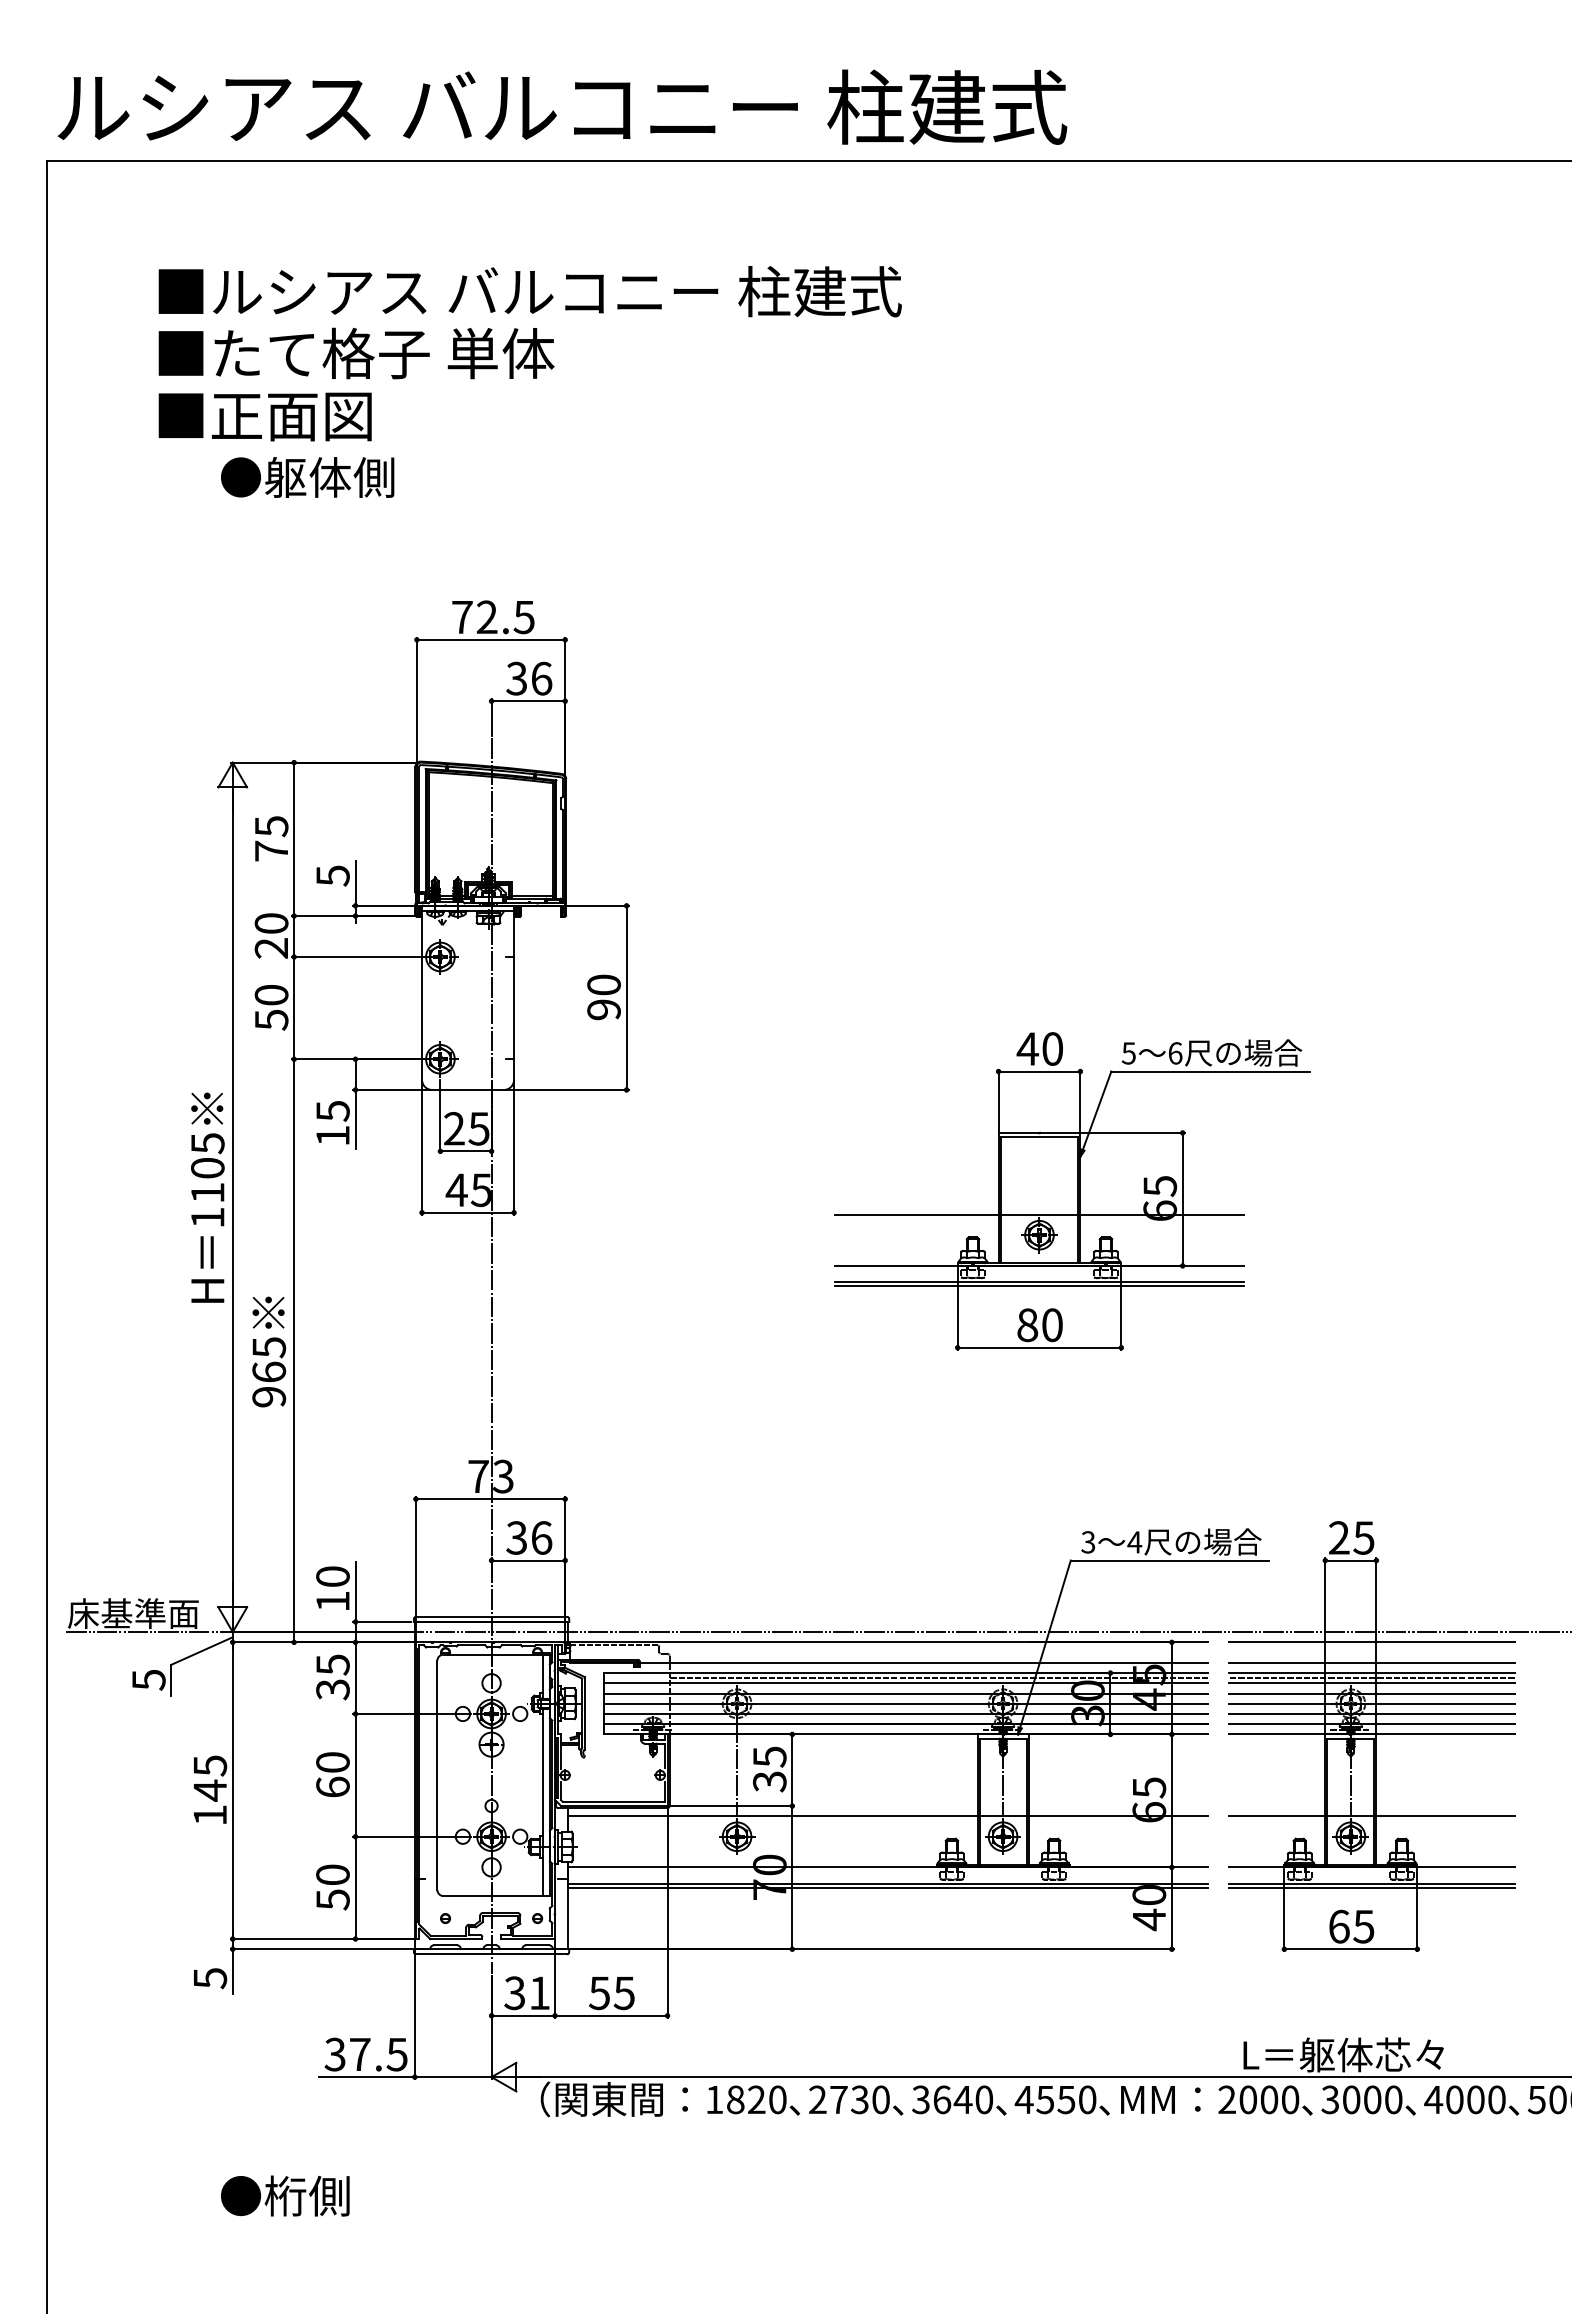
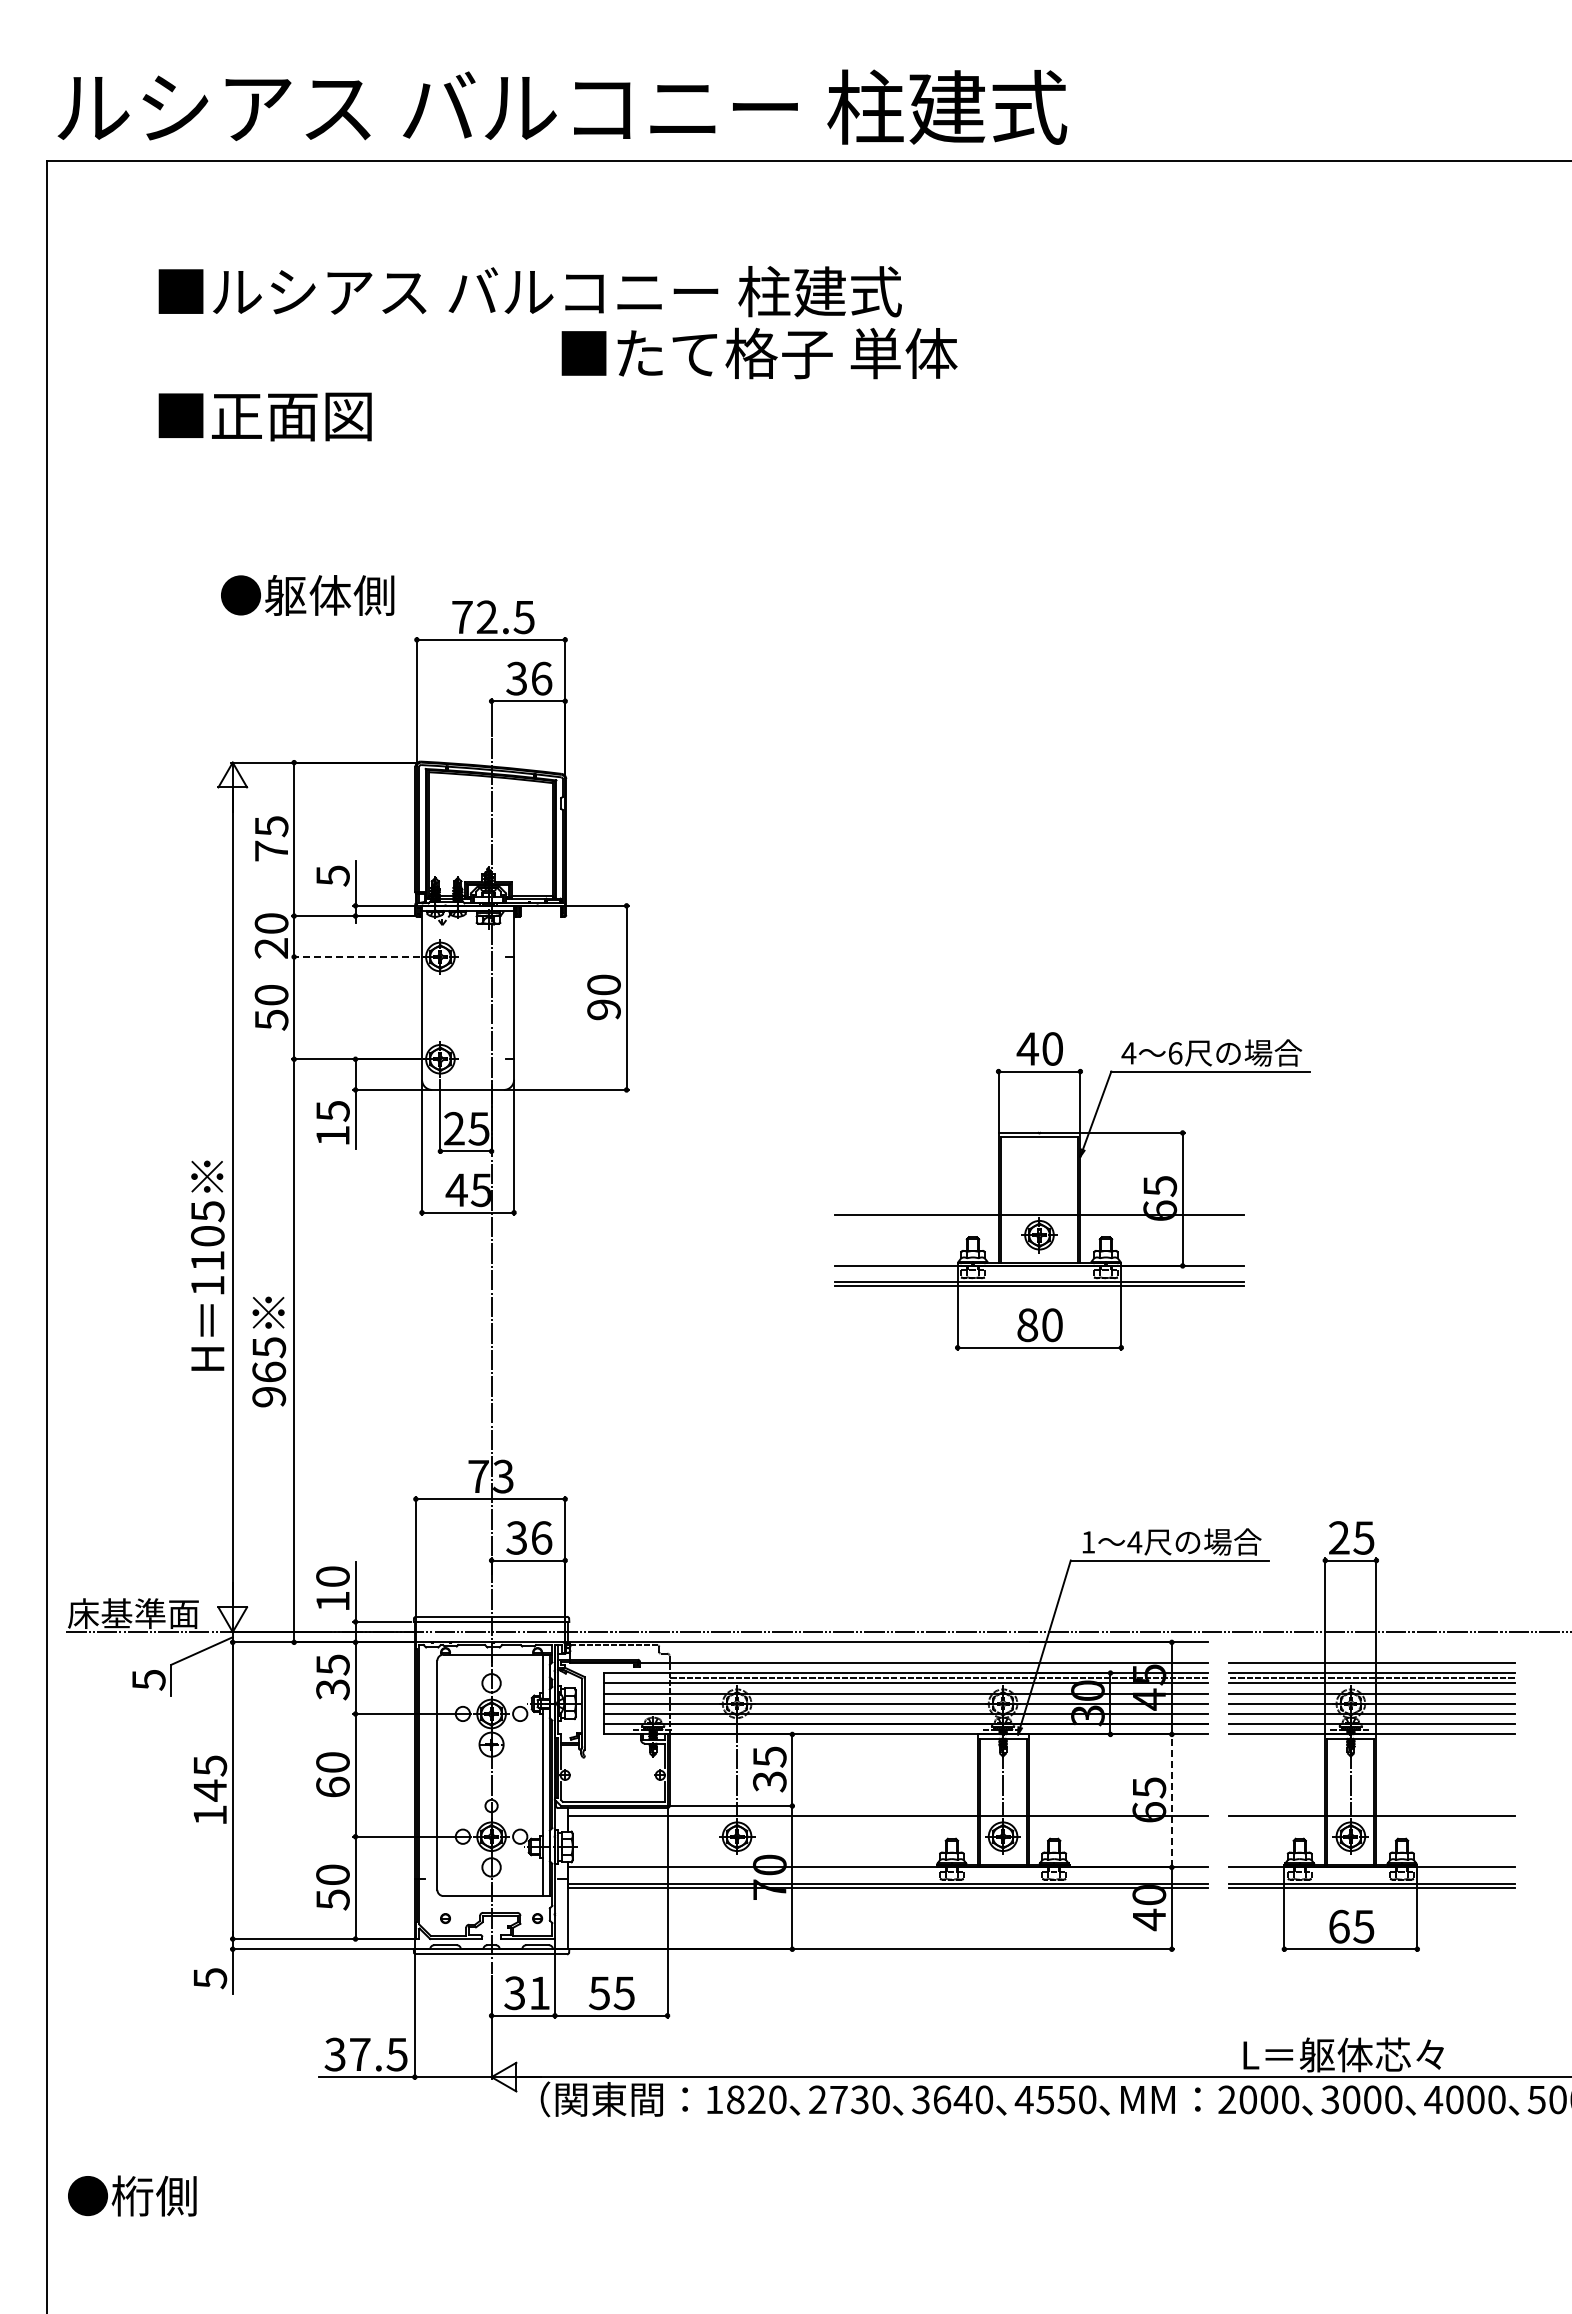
text position: (356, 353) -> (759, 353) (759, 353)
text position: (307, 477) -> (307, 595) (307, 595)
line: solid -> dashed (356, 956)
text: 5 -> 4 (1128, 1053)
text position: (207, 1197) -> (207, 1265) (207, 1265)
text: 3 -> 1 (1088, 1542)
line: present -> none (1371, 1642)
line: solid -> dashed (1171, 1800)
text position: (285, 2195) -> (132, 2195) (132, 2195)
